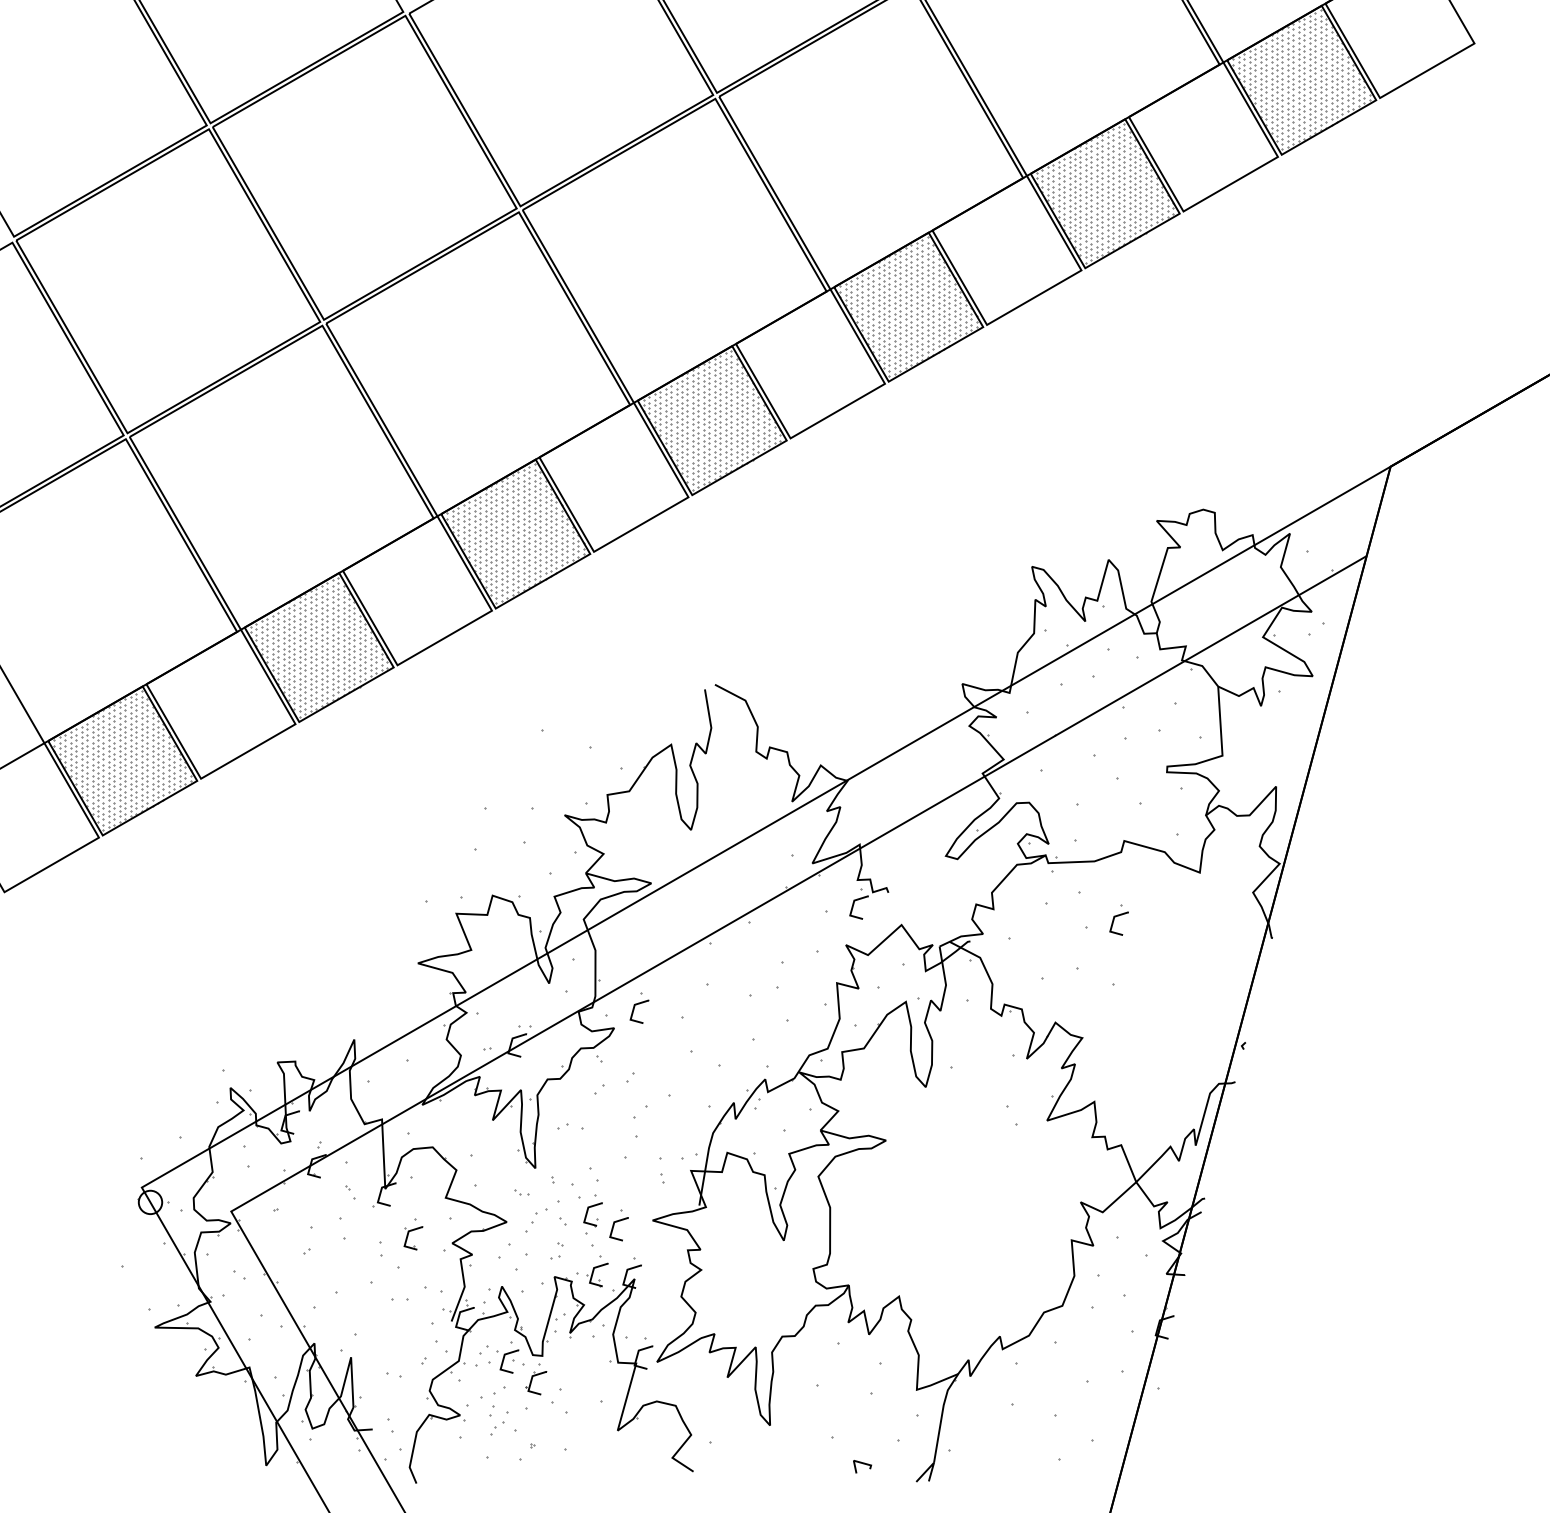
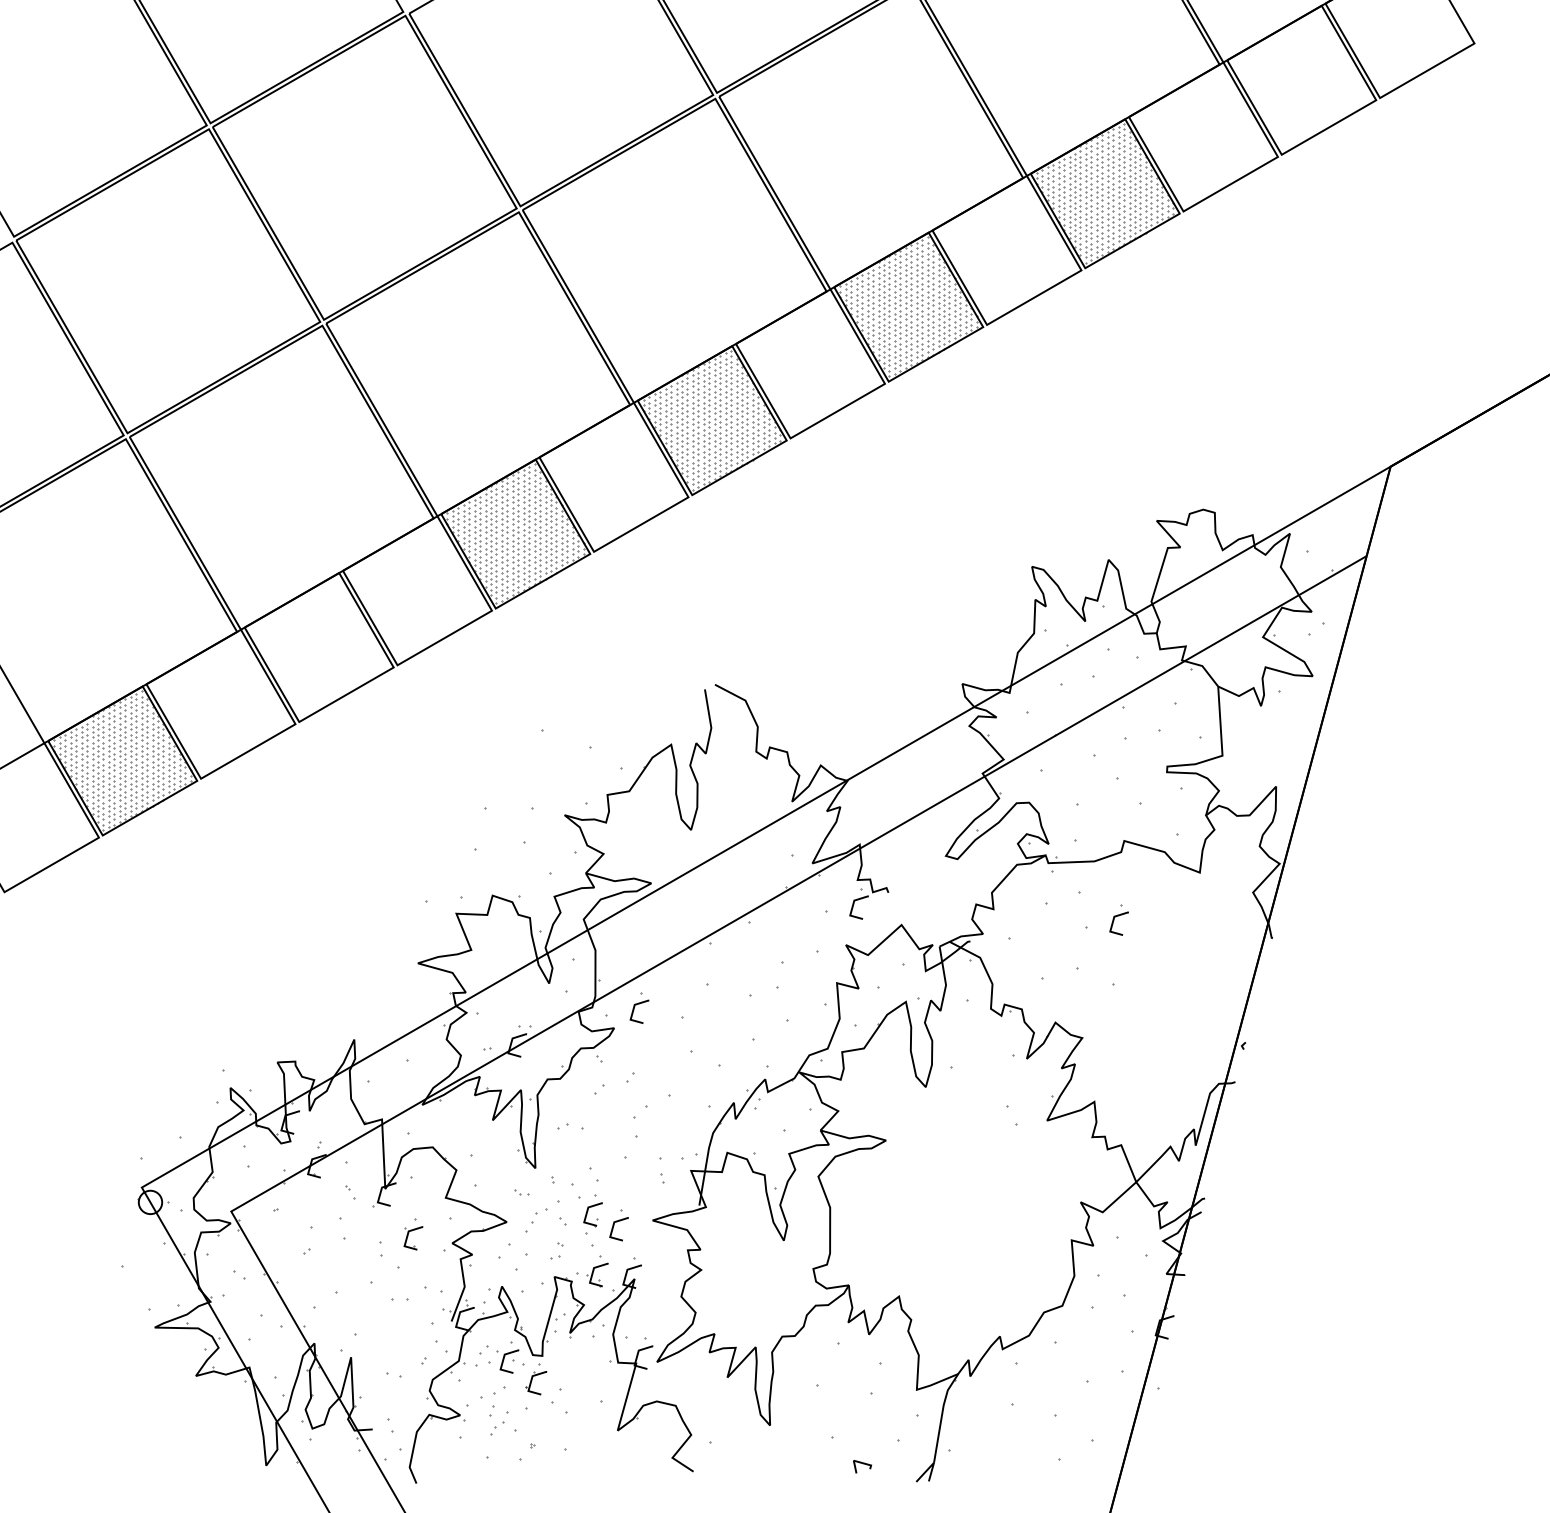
hatch: present -> none (1301, 79)
hatch: present -> none (318, 646)
